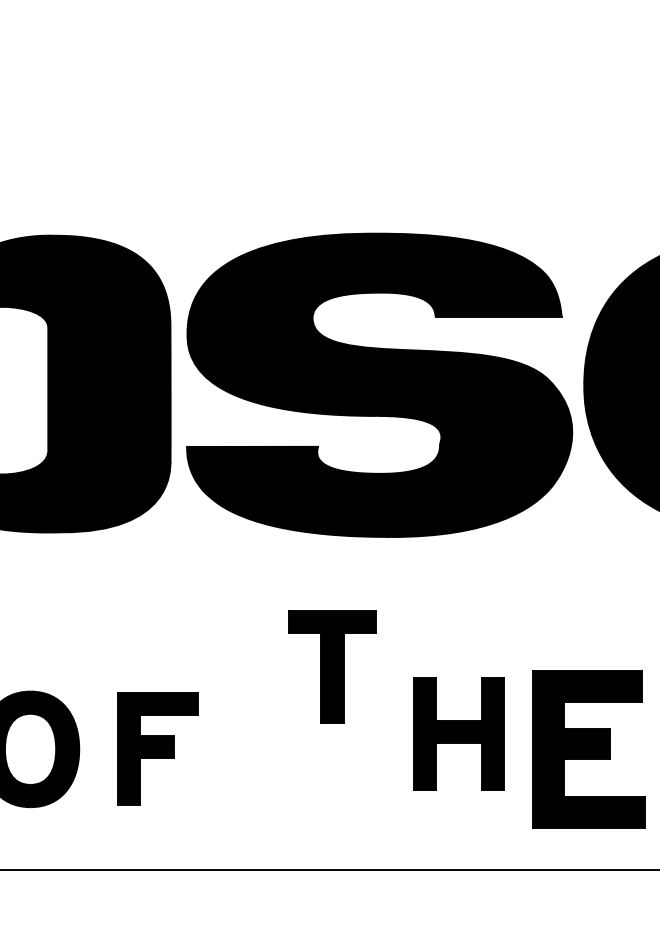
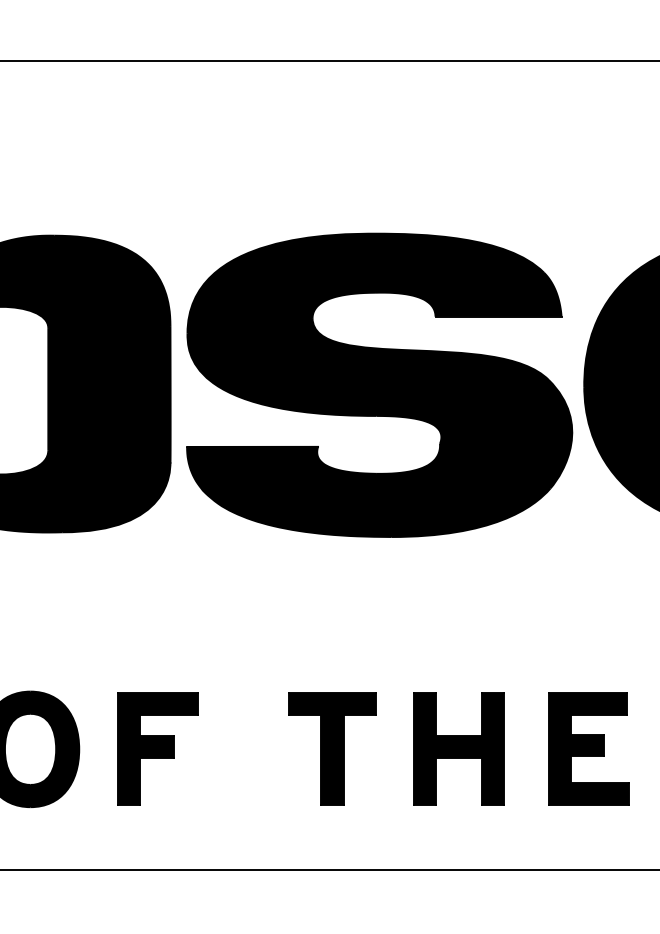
line: none -> present (329, 60)
part position: (332, 666) -> (332, 748) (332, 748)
part position: (458, 733) -> (458, 748) (458, 748)
part size: 114x159 px -> 82x114 px (588, 748)
